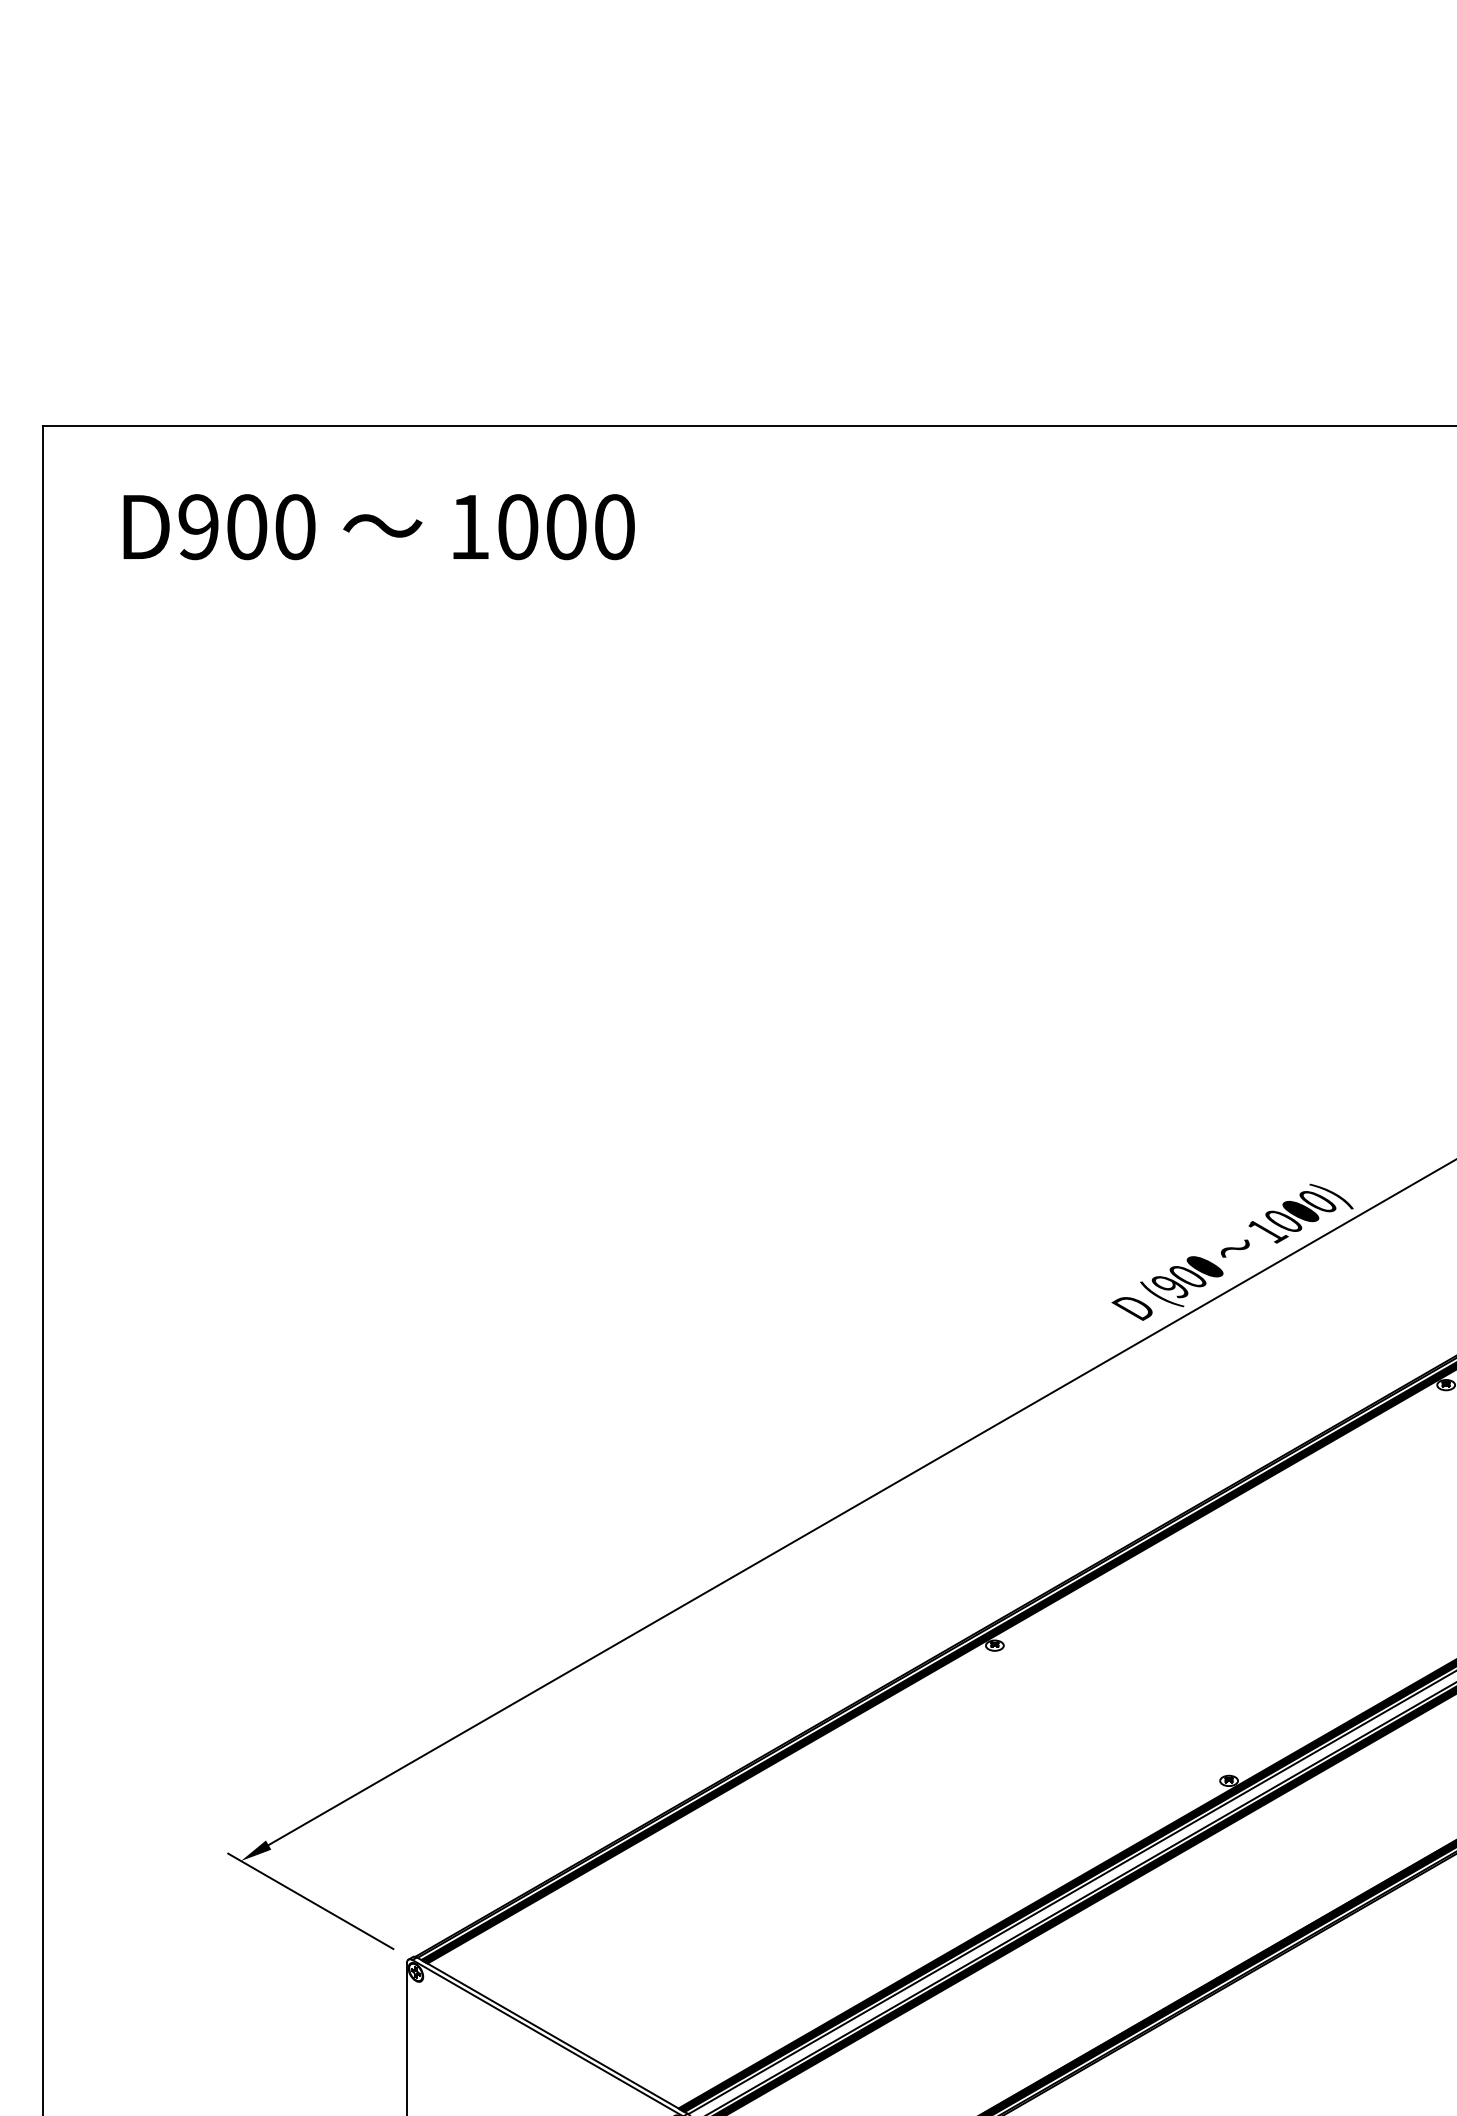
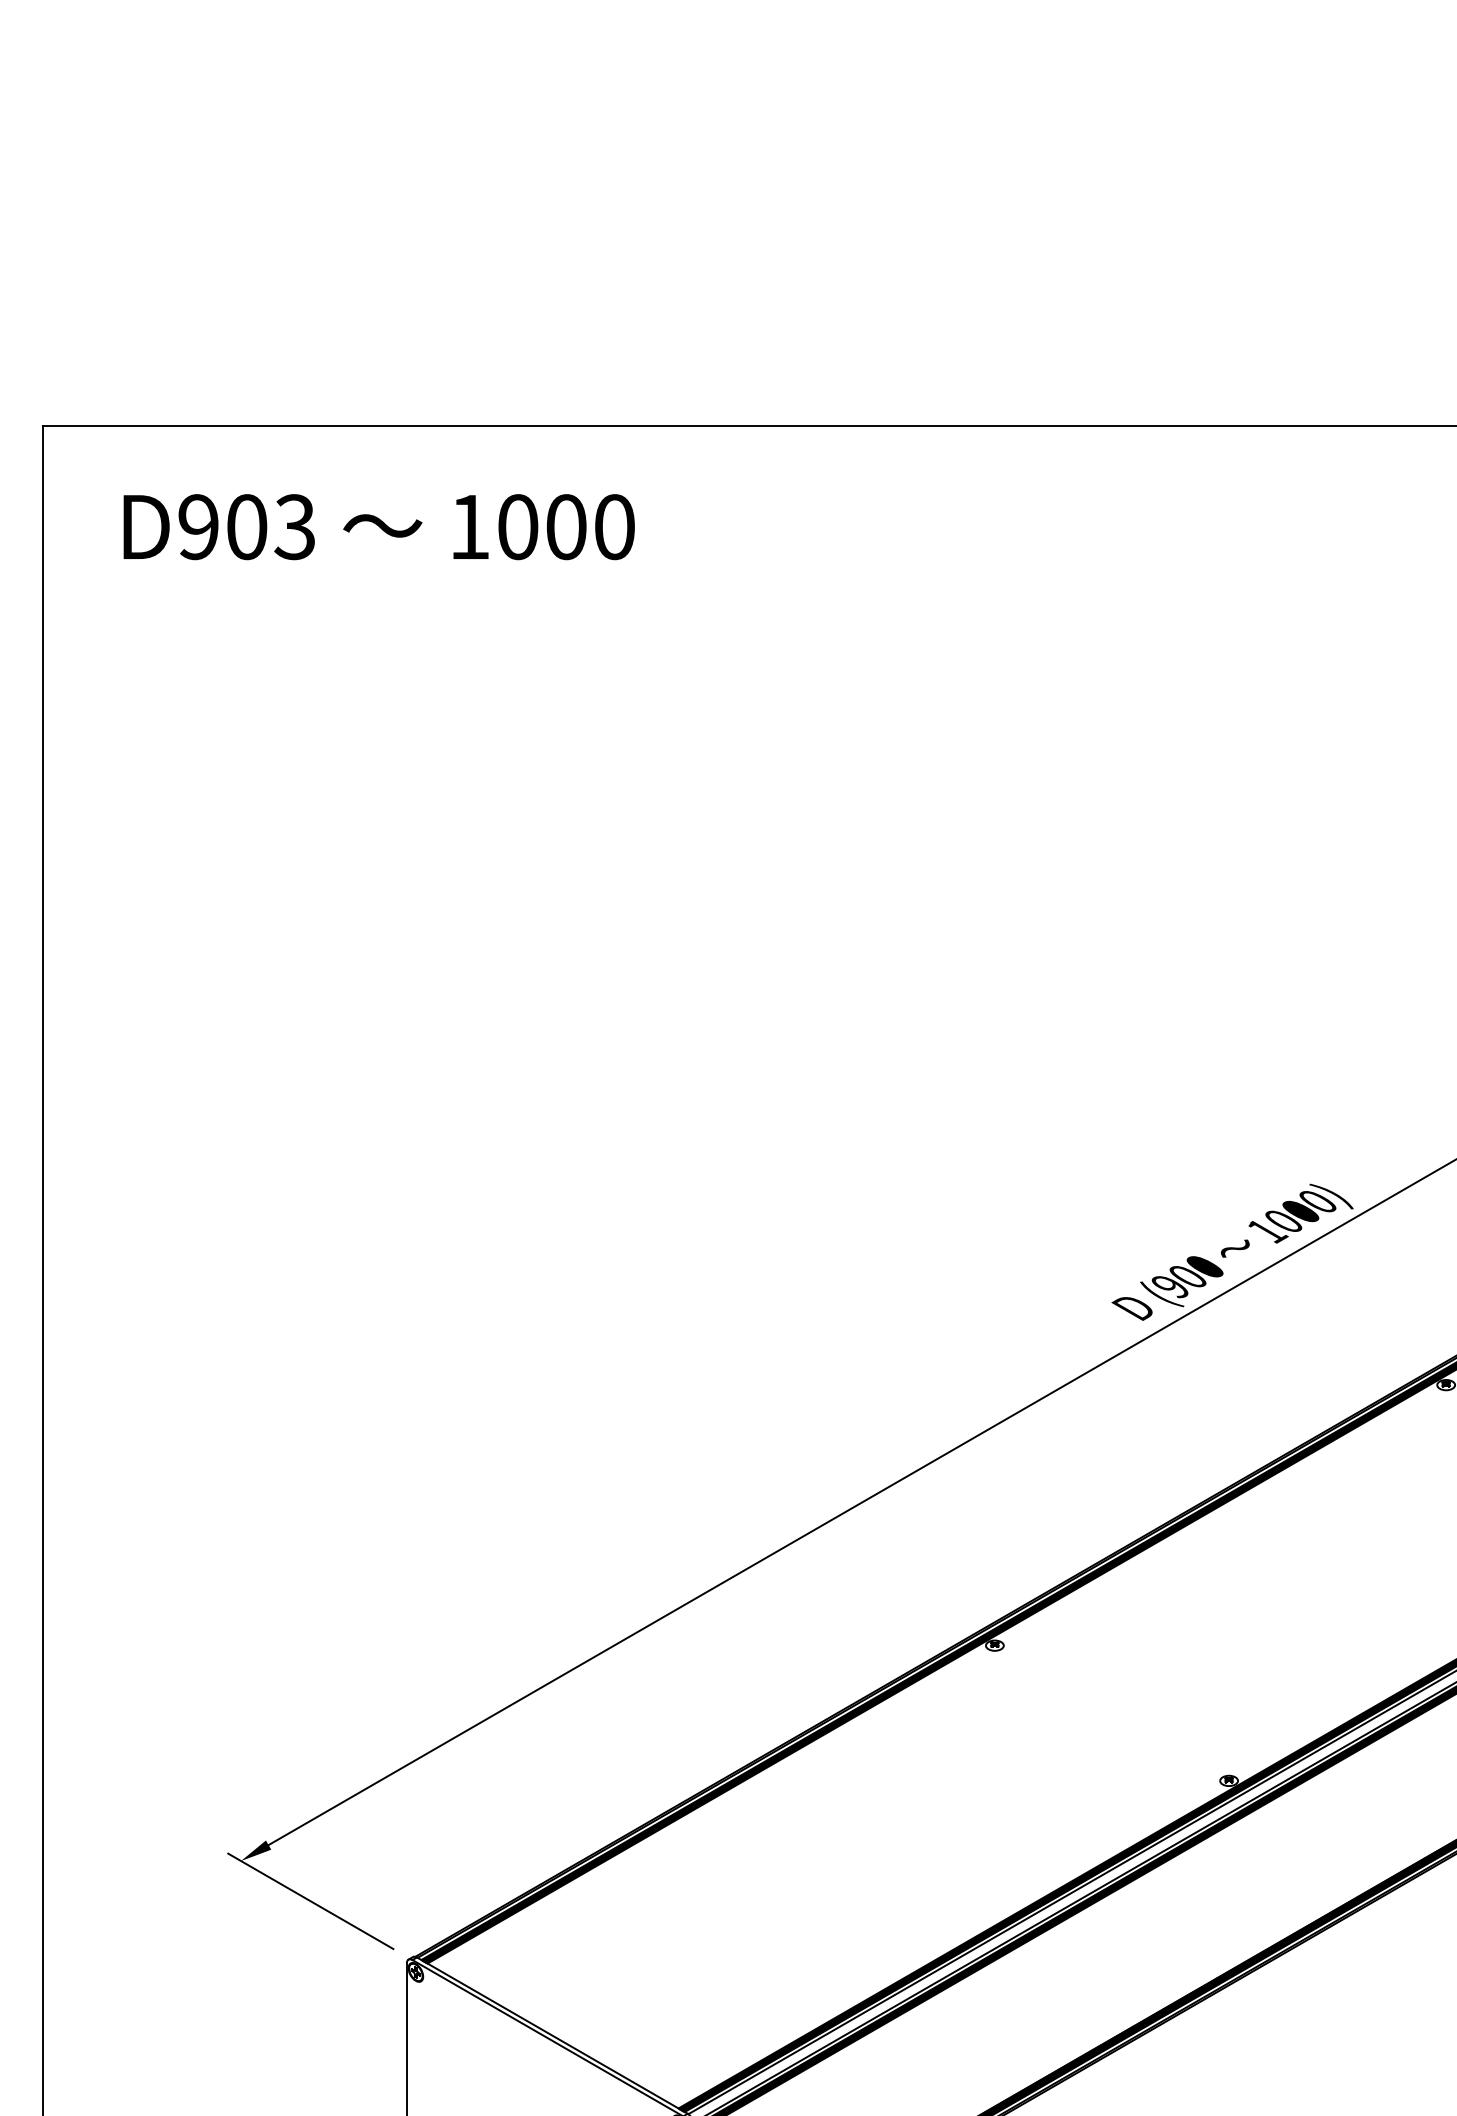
text: D900 -> D903 (294, 527)
